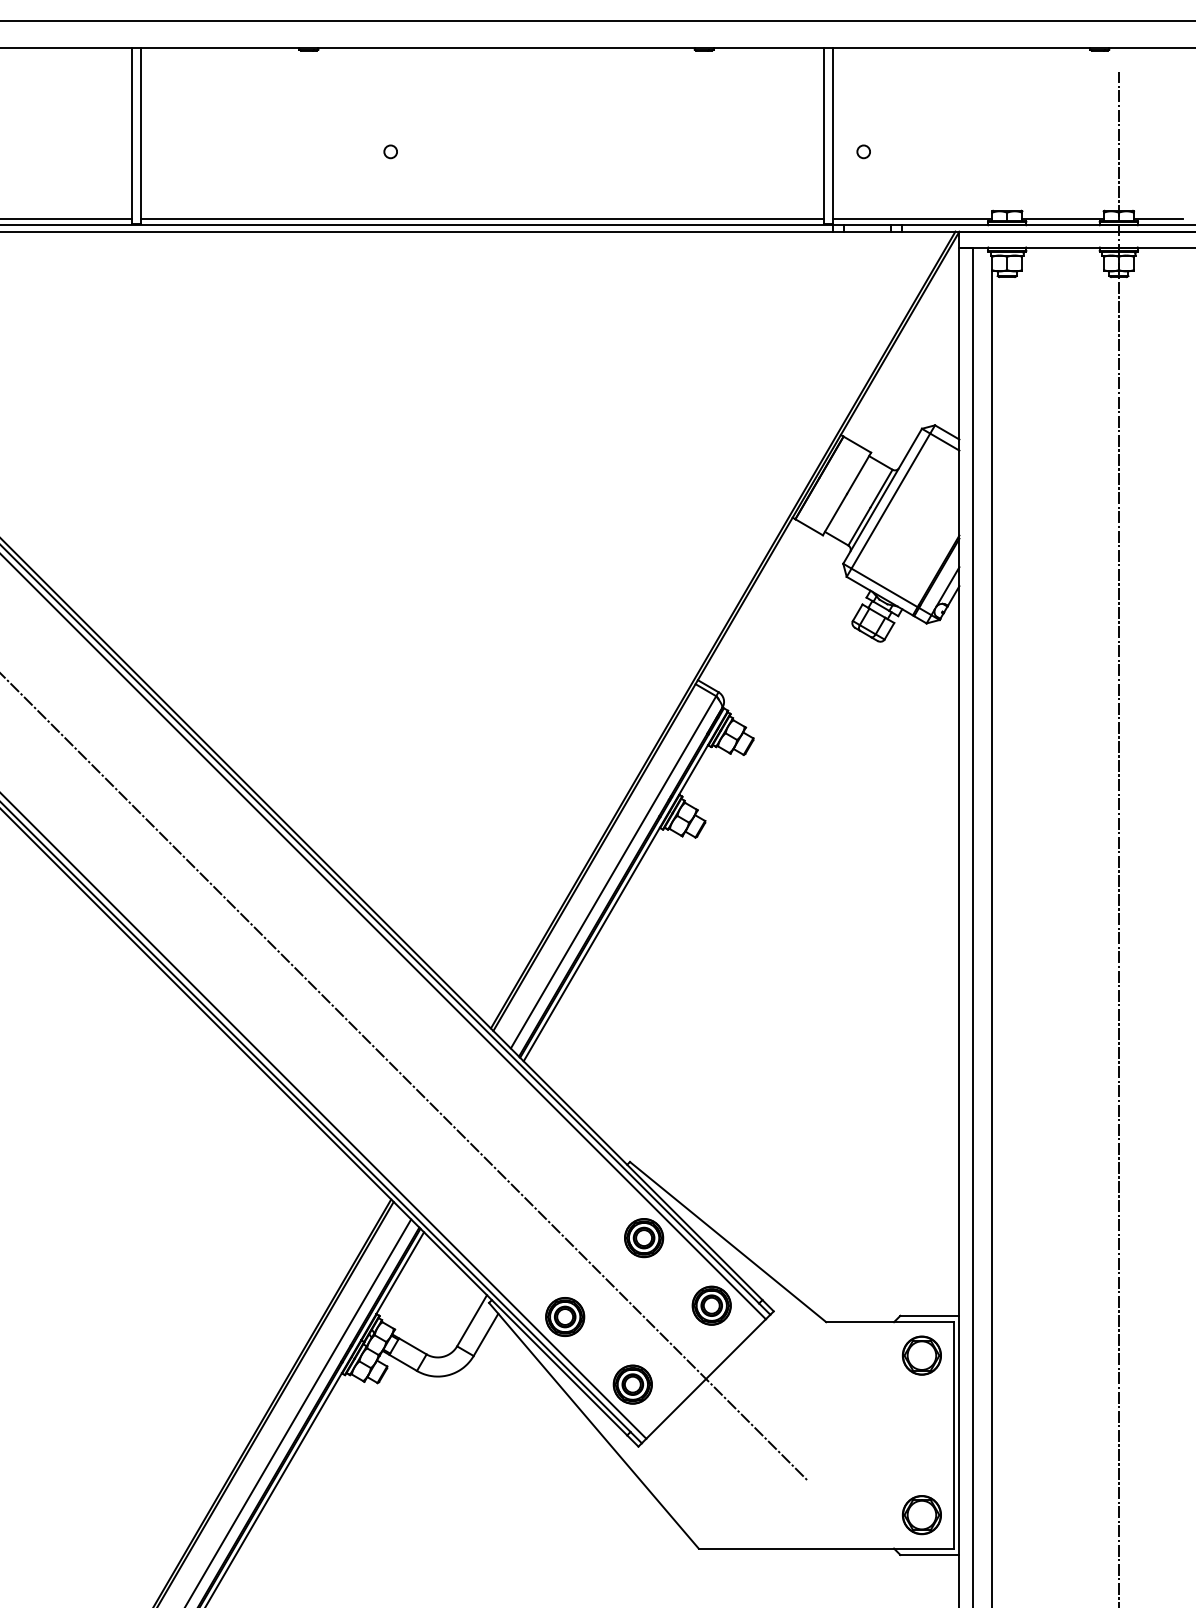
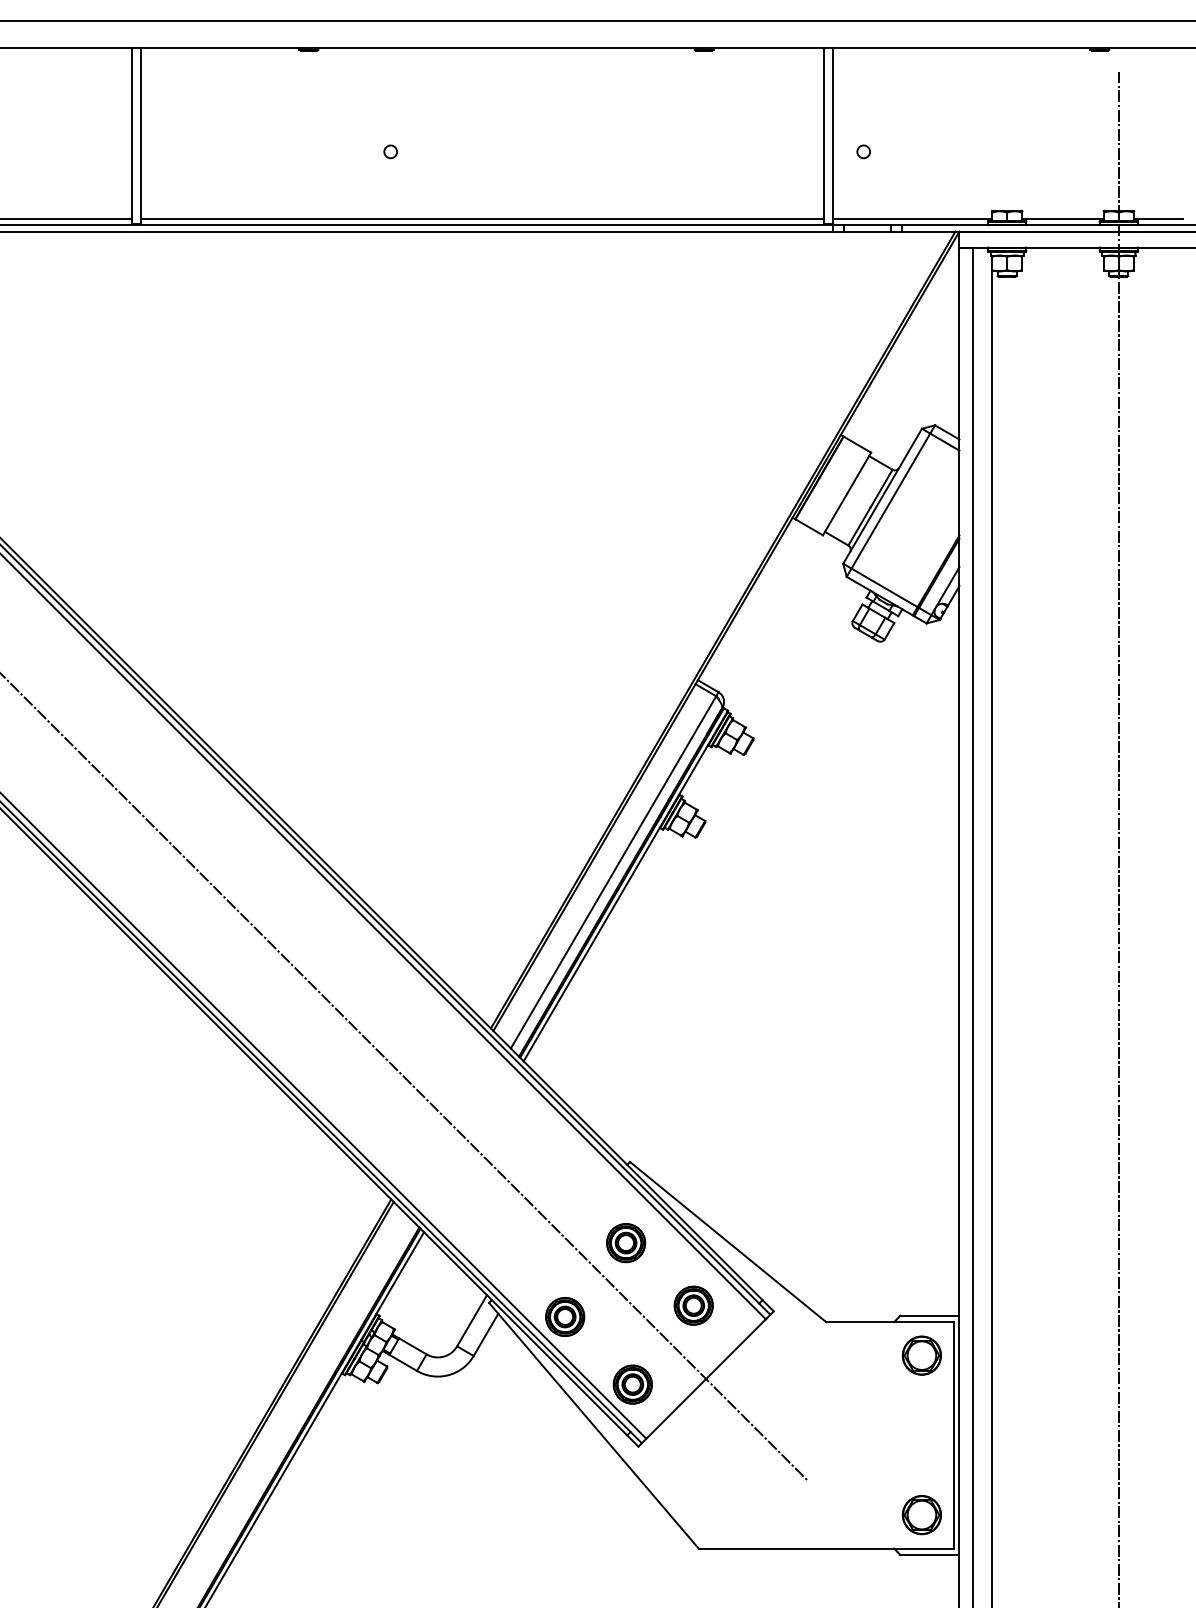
part position: (644, 1238) -> (626, 1243) (626, 1243)
part position: (711, 1305) -> (693, 1305) (693, 1305)
line: present -> none (298, 1411)
